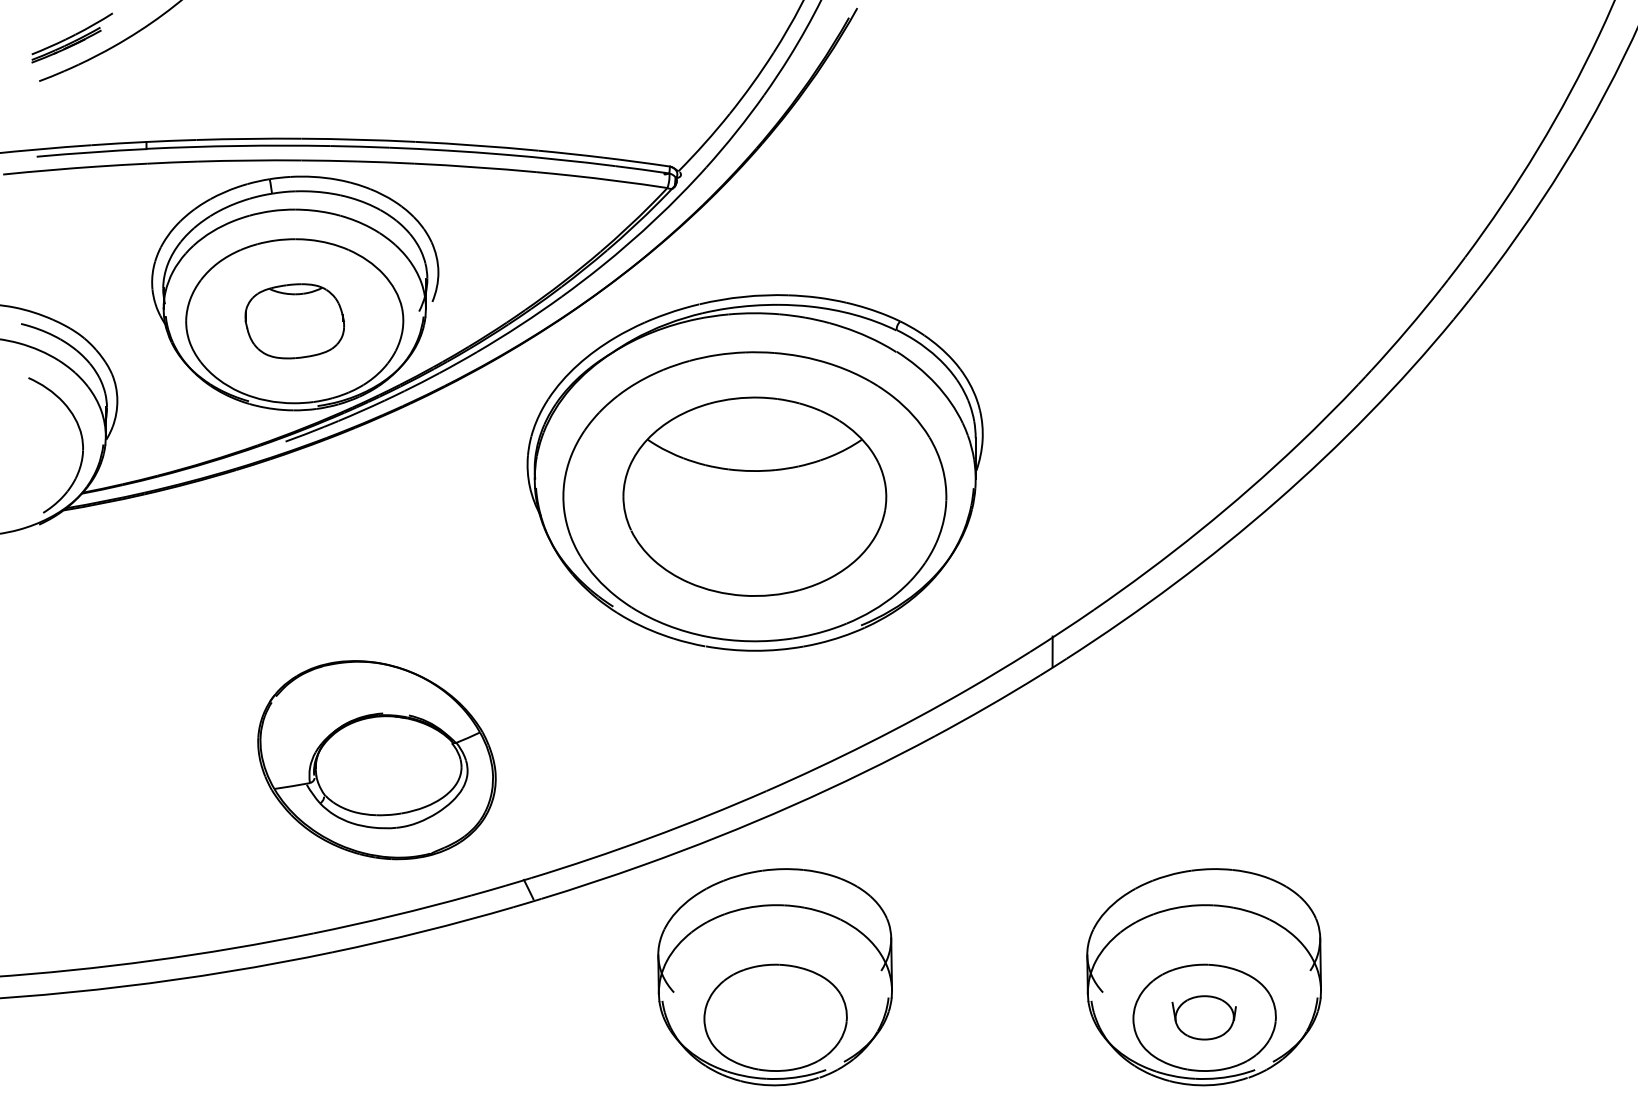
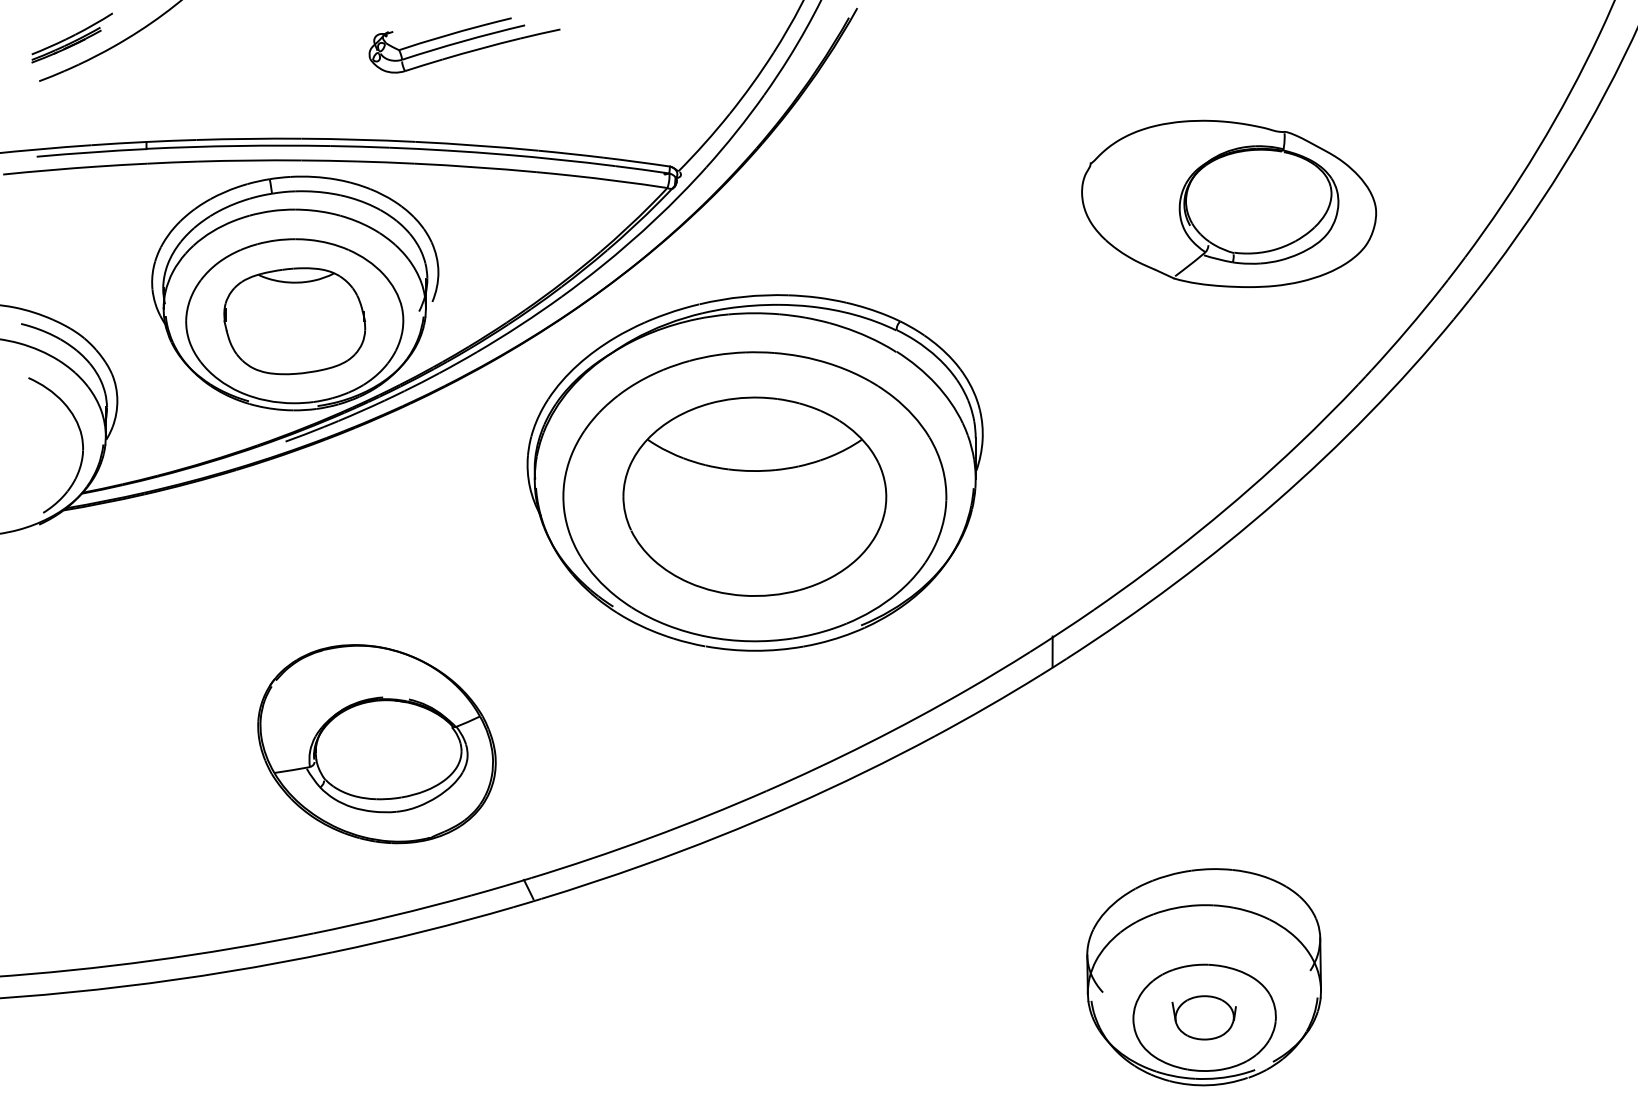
part: none -> present (464, 45)
part: none -> present (1229, 203)
part size: 101x77 px -> 144x109 px (294, 321)
part position: (376, 760) -> (376, 744) (376, 744)
part: present -> none (774, 977)
